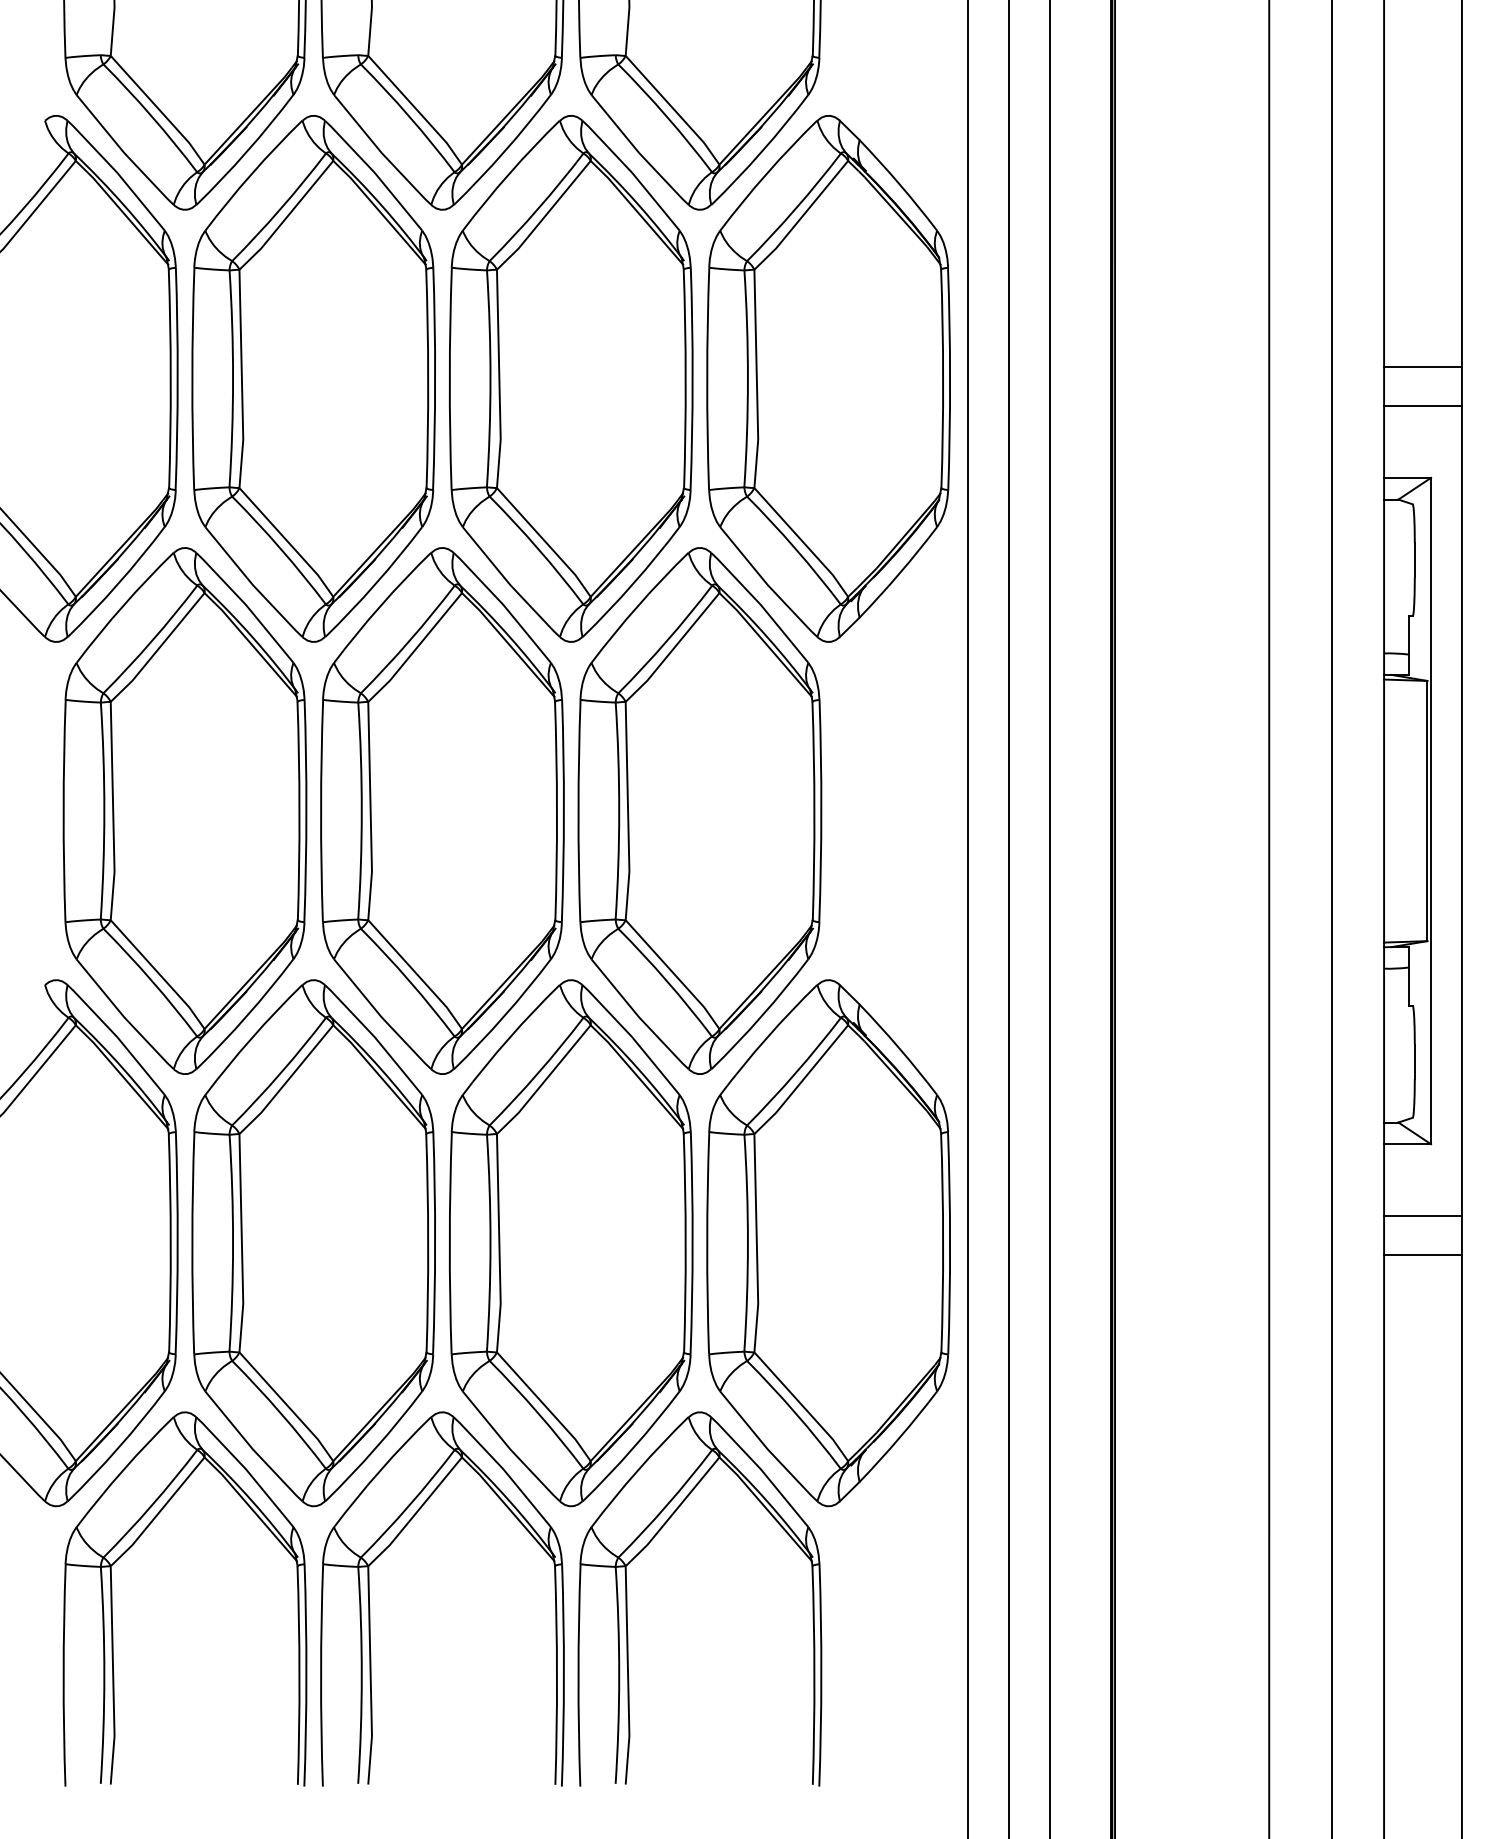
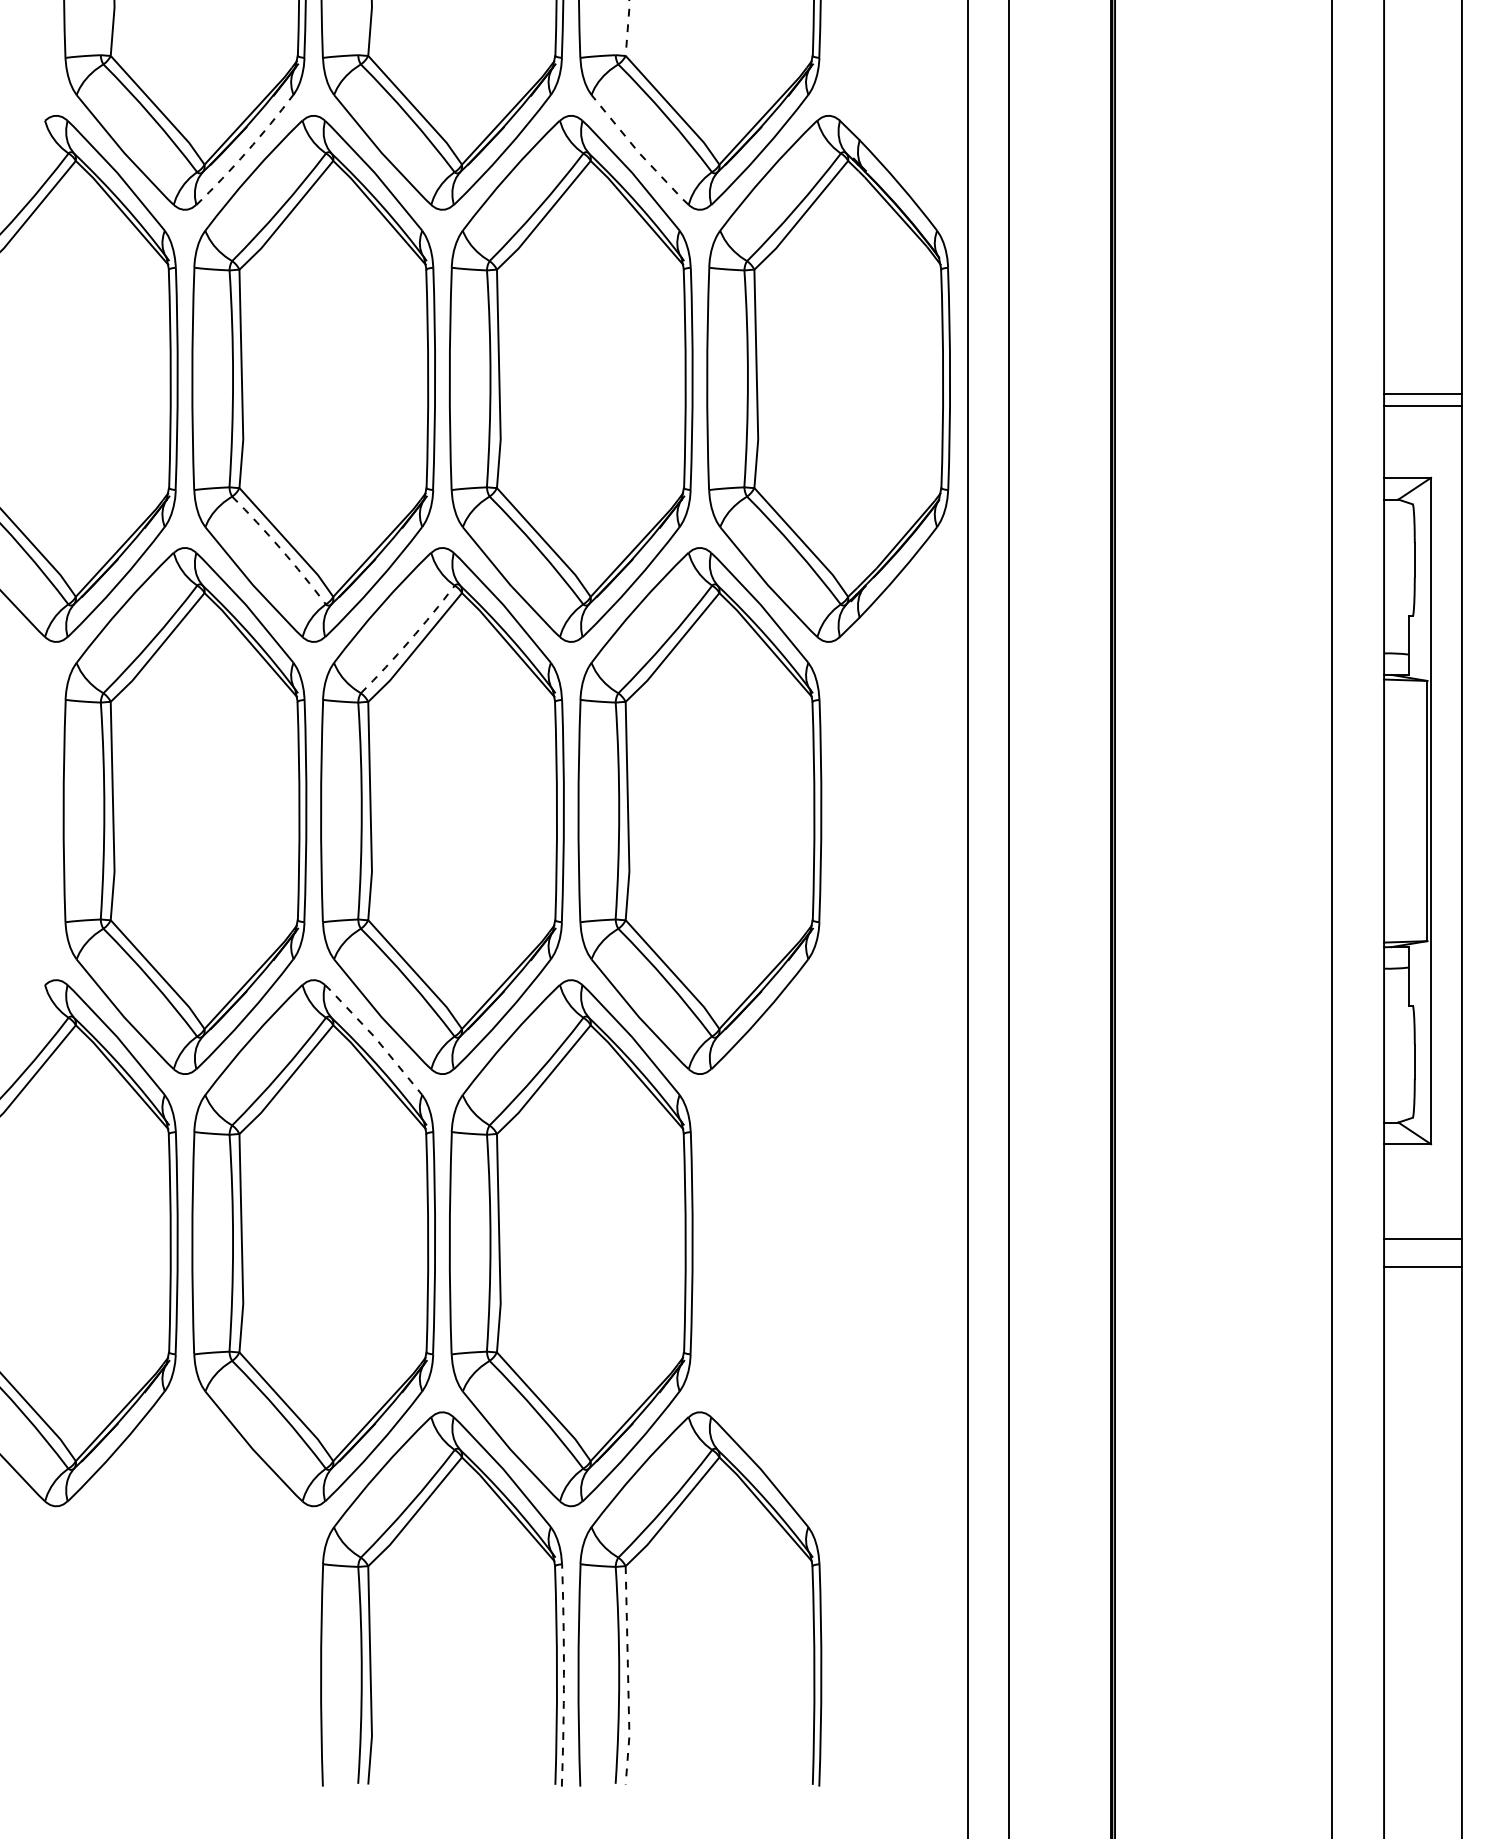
line: solid -> dashed (627, 28)
arc: solid -> dashed (246, 151)
line: solid -> dashed (639, 152)
line position: (1422, 367) -> (1422, 394) (1422, 394)
arc: solid -> dashed (280, 548)
arc: solid -> dashed (409, 640)
line: present -> none (1050, 918)
line: present -> none (1269, 918)
line: solid -> dashed (374, 1037)
line position: (1422, 1215) -> (1422, 1238) (1422, 1238)
part: present -> none (828, 1243)
line position: (1422, 1254) -> (1422, 1266) (1422, 1266)
part: present -> none (112, 1598)
arc: solid -> dashed (563, 1675)
line: solid -> dashed (628, 1676)
